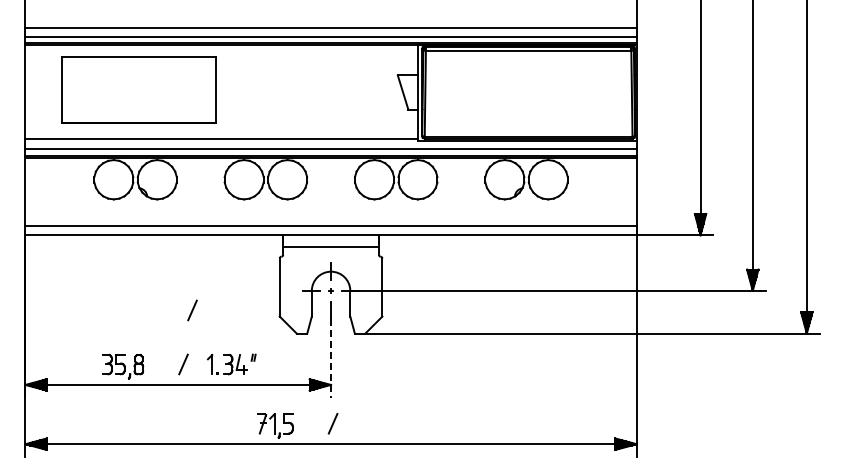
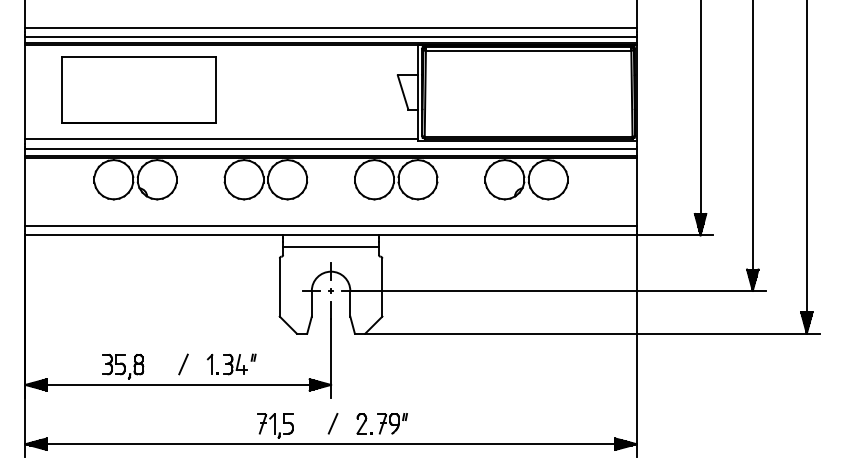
line: present -> none (192, 310)
line: dashed -> solid (331, 358)
part: none -> present (381, 423)
